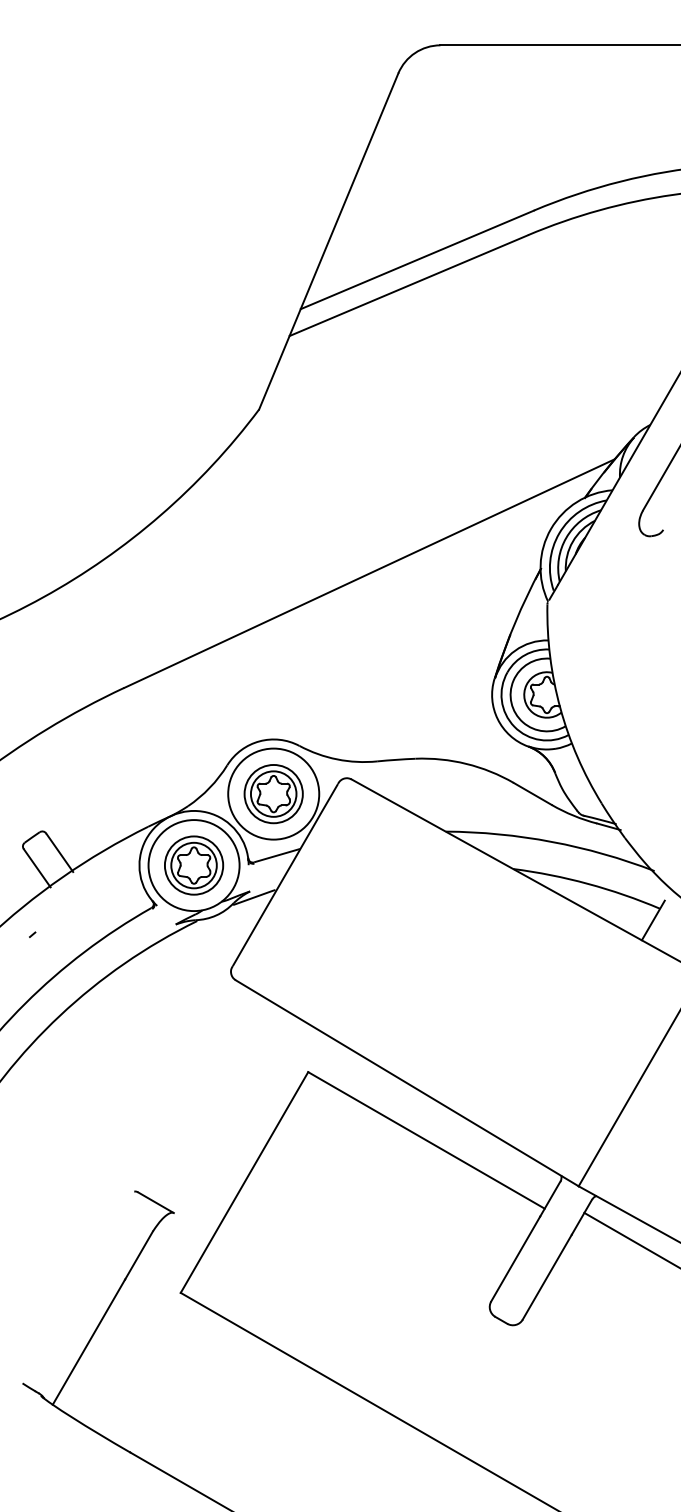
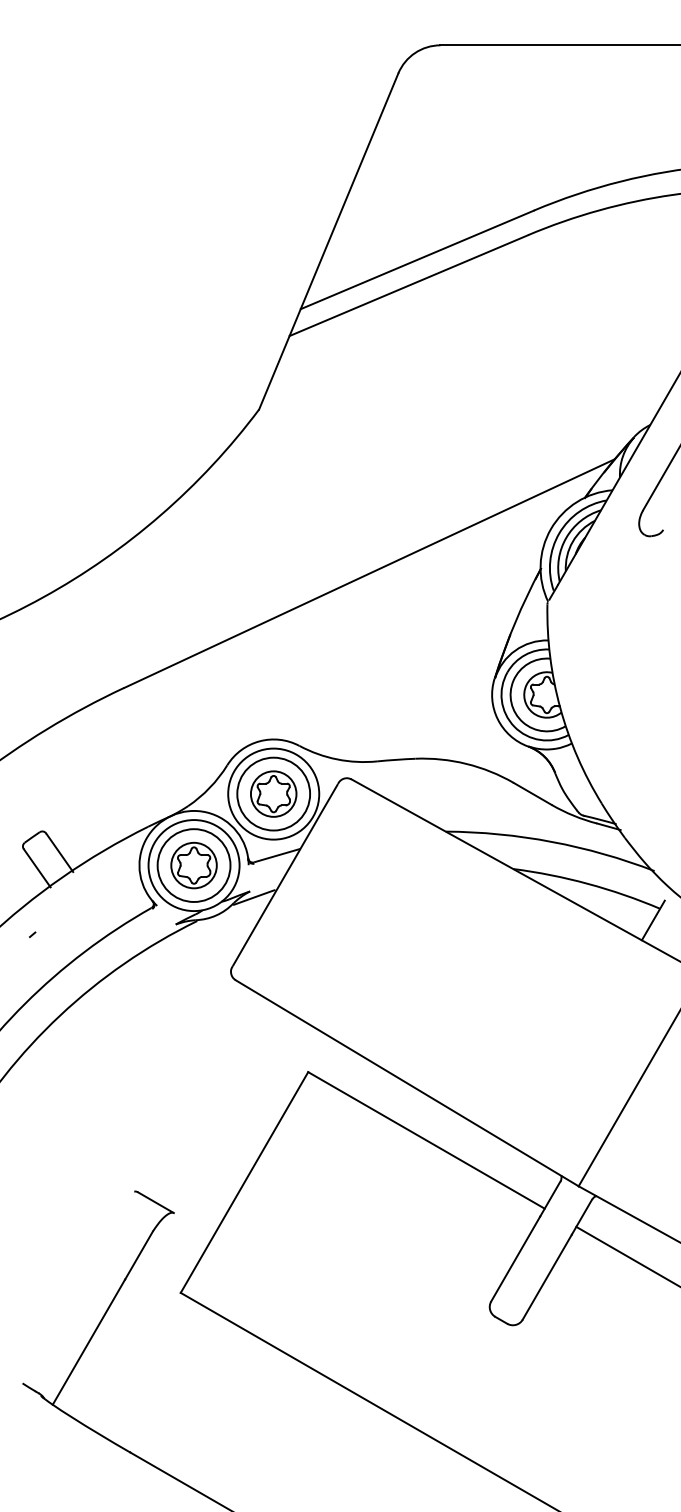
circle diameter: 58 px -> 73 px (273, 793)
circle diameter: 58 px -> 73 px (193, 865)
line position: (630, 1239) -> (626, 1255) (626, 1255)
